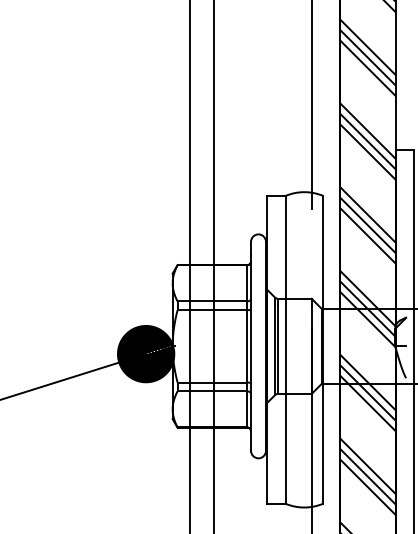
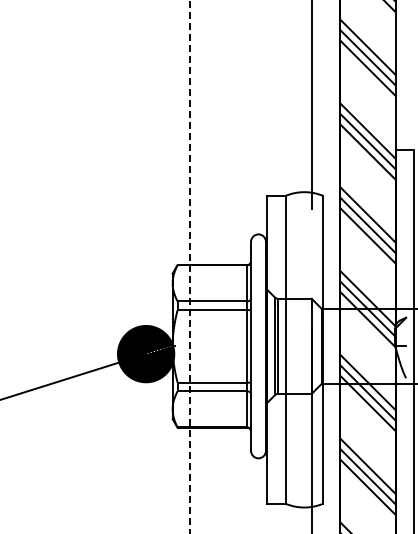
line: solid -> dashed (189, 266)
line: present -> none (213, 266)
